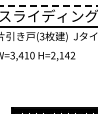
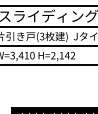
line: dashed -> solid (49, 5)
line: none -> present (48, 46)
line: none -> present (48, 65)
